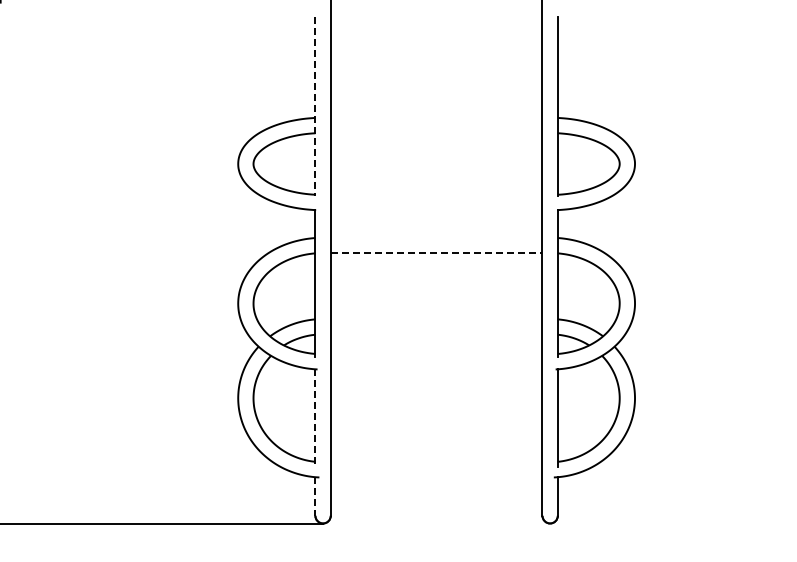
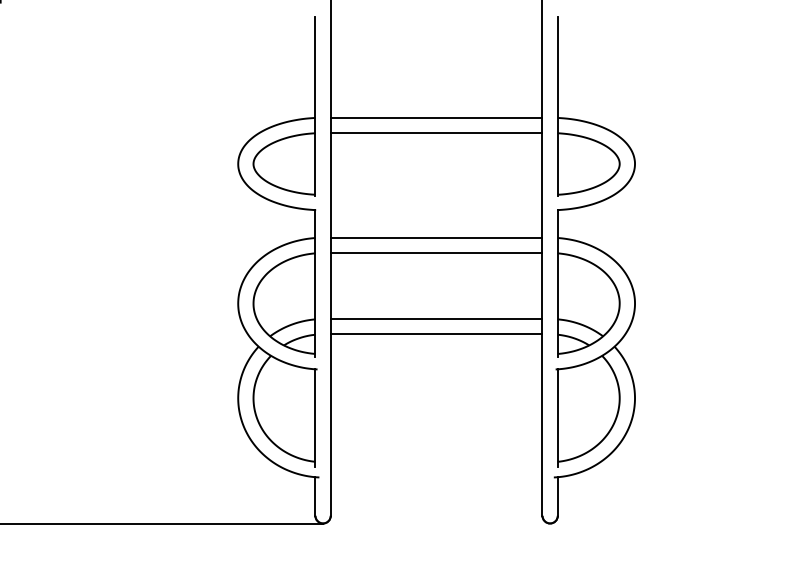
line: dashed -> solid (315, 106)
line: none -> present (436, 117)
line: none -> present (436, 133)
line: none -> present (436, 237)
line: dashed -> solid (436, 253)
line: none -> present (436, 319)
line: none -> present (436, 334)
line: dashed -> solid (315, 418)
line: dashed -> solid (315, 497)
